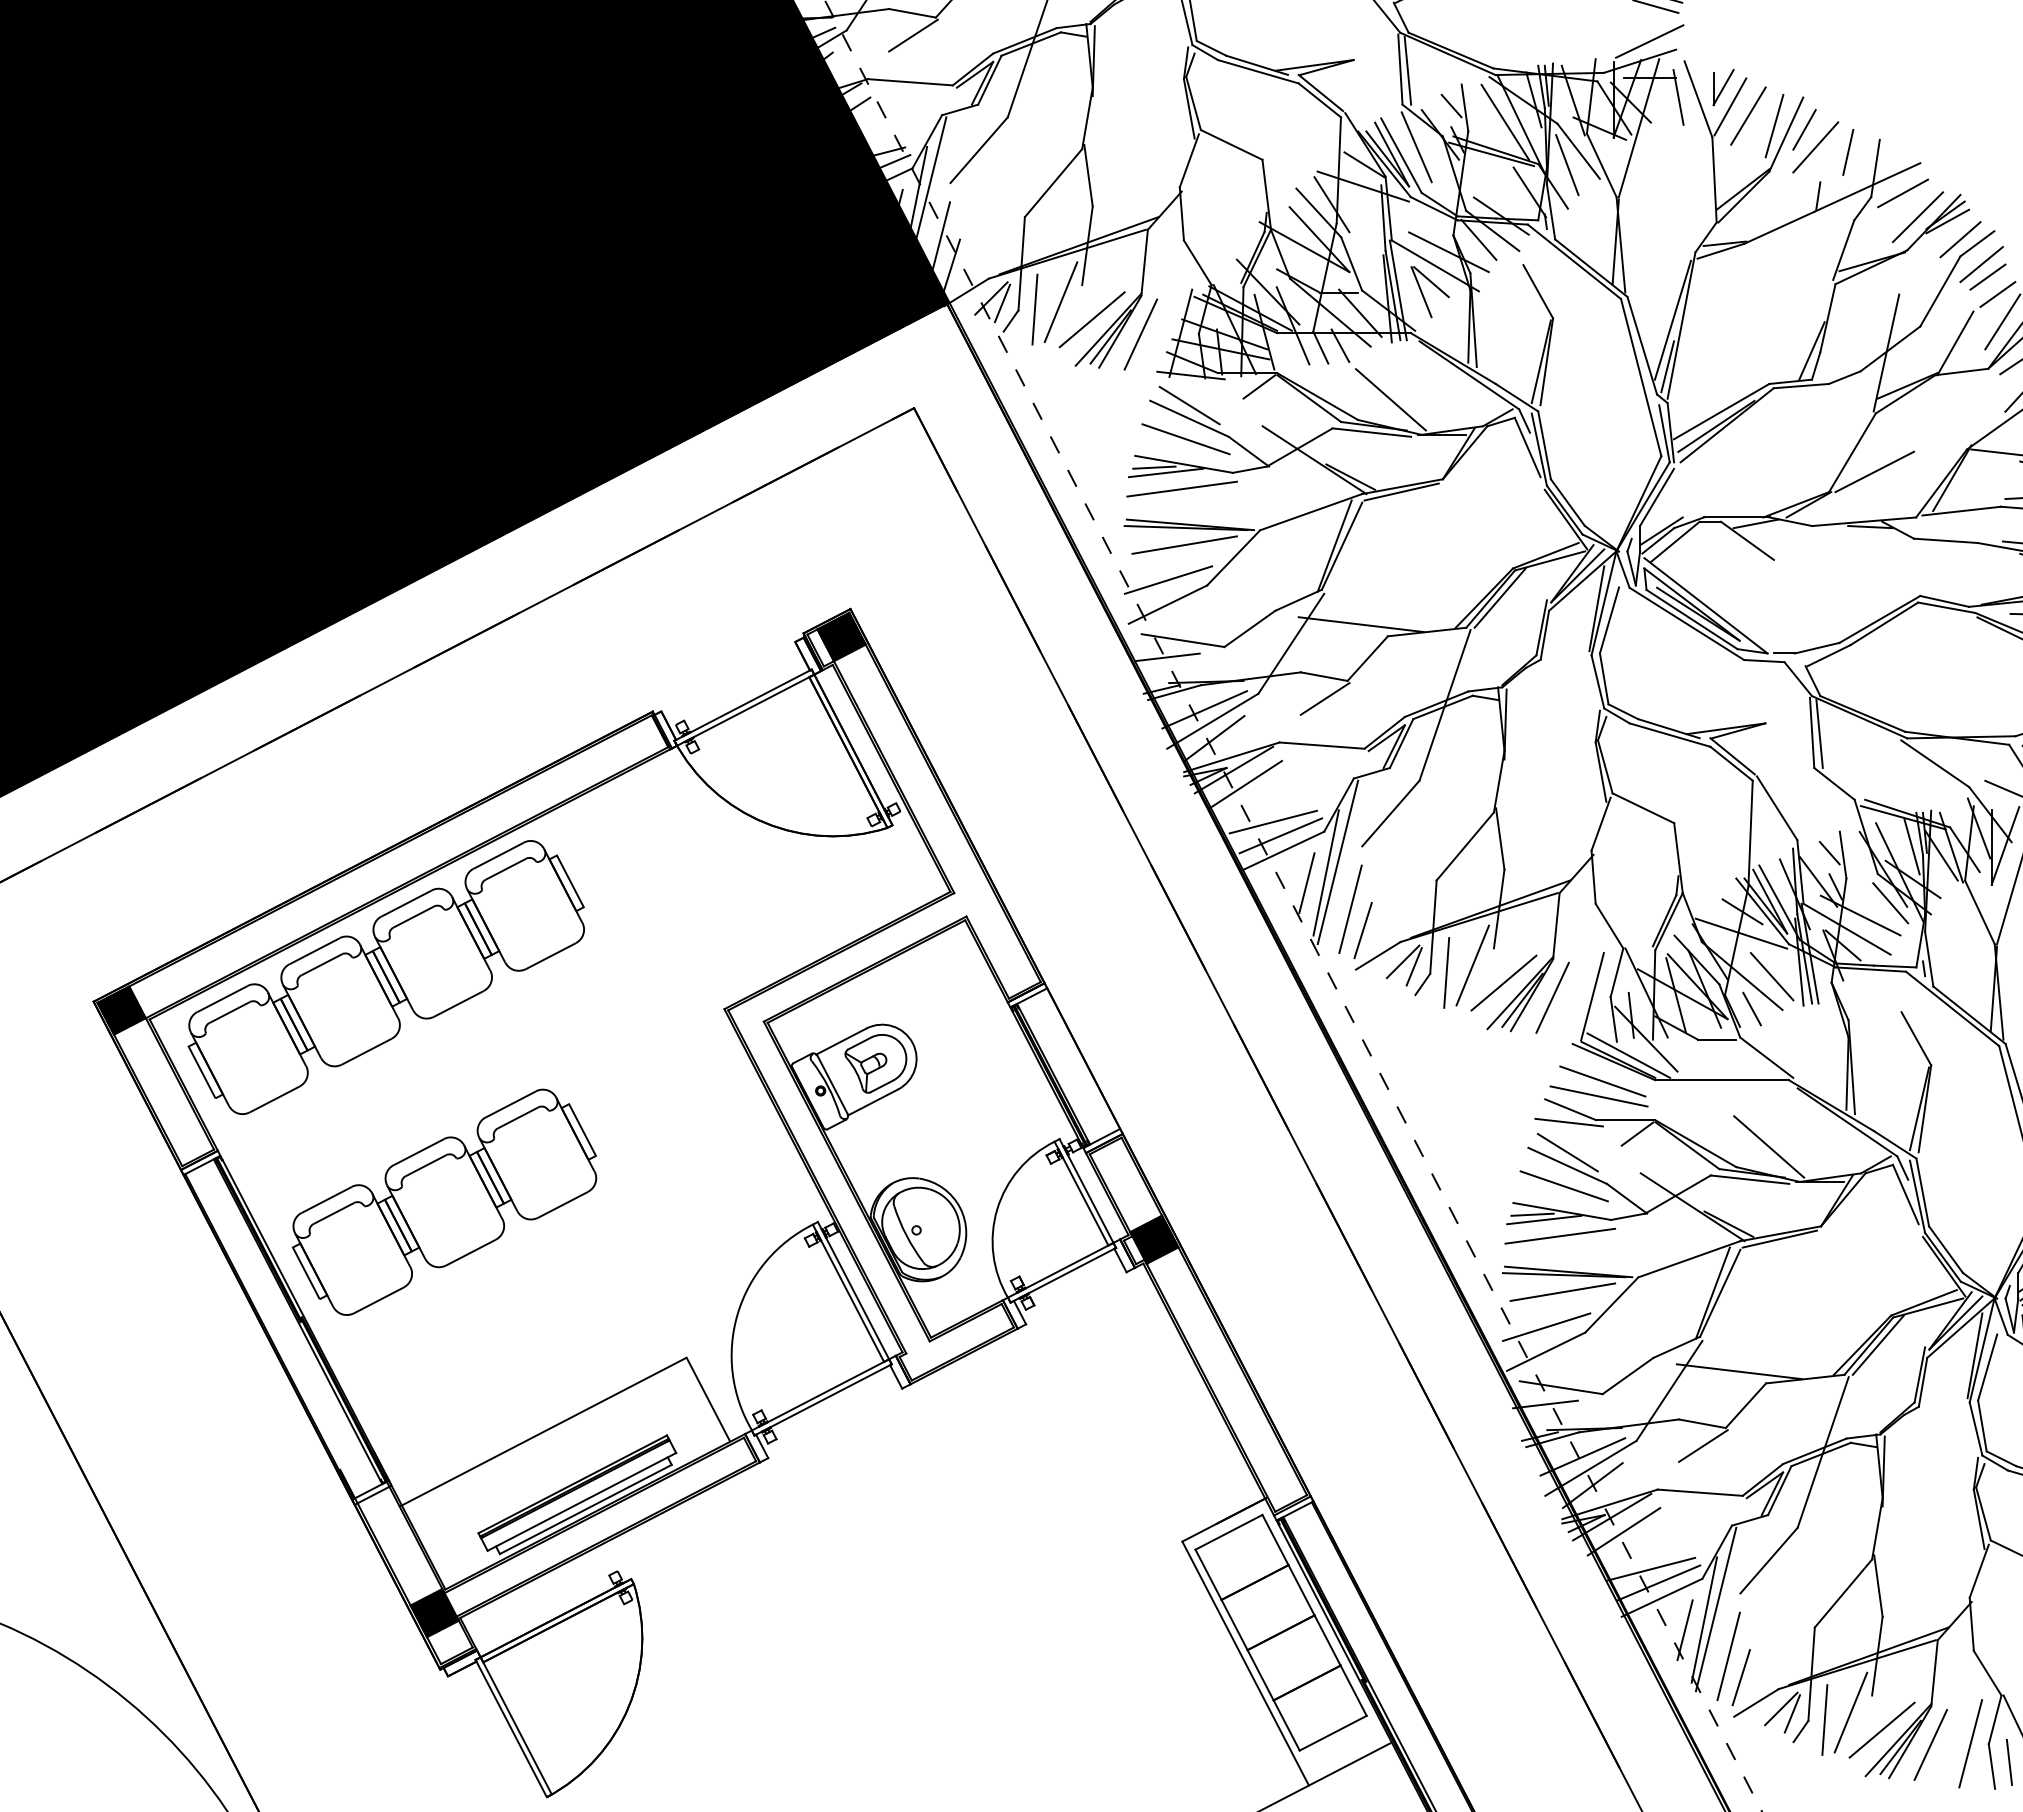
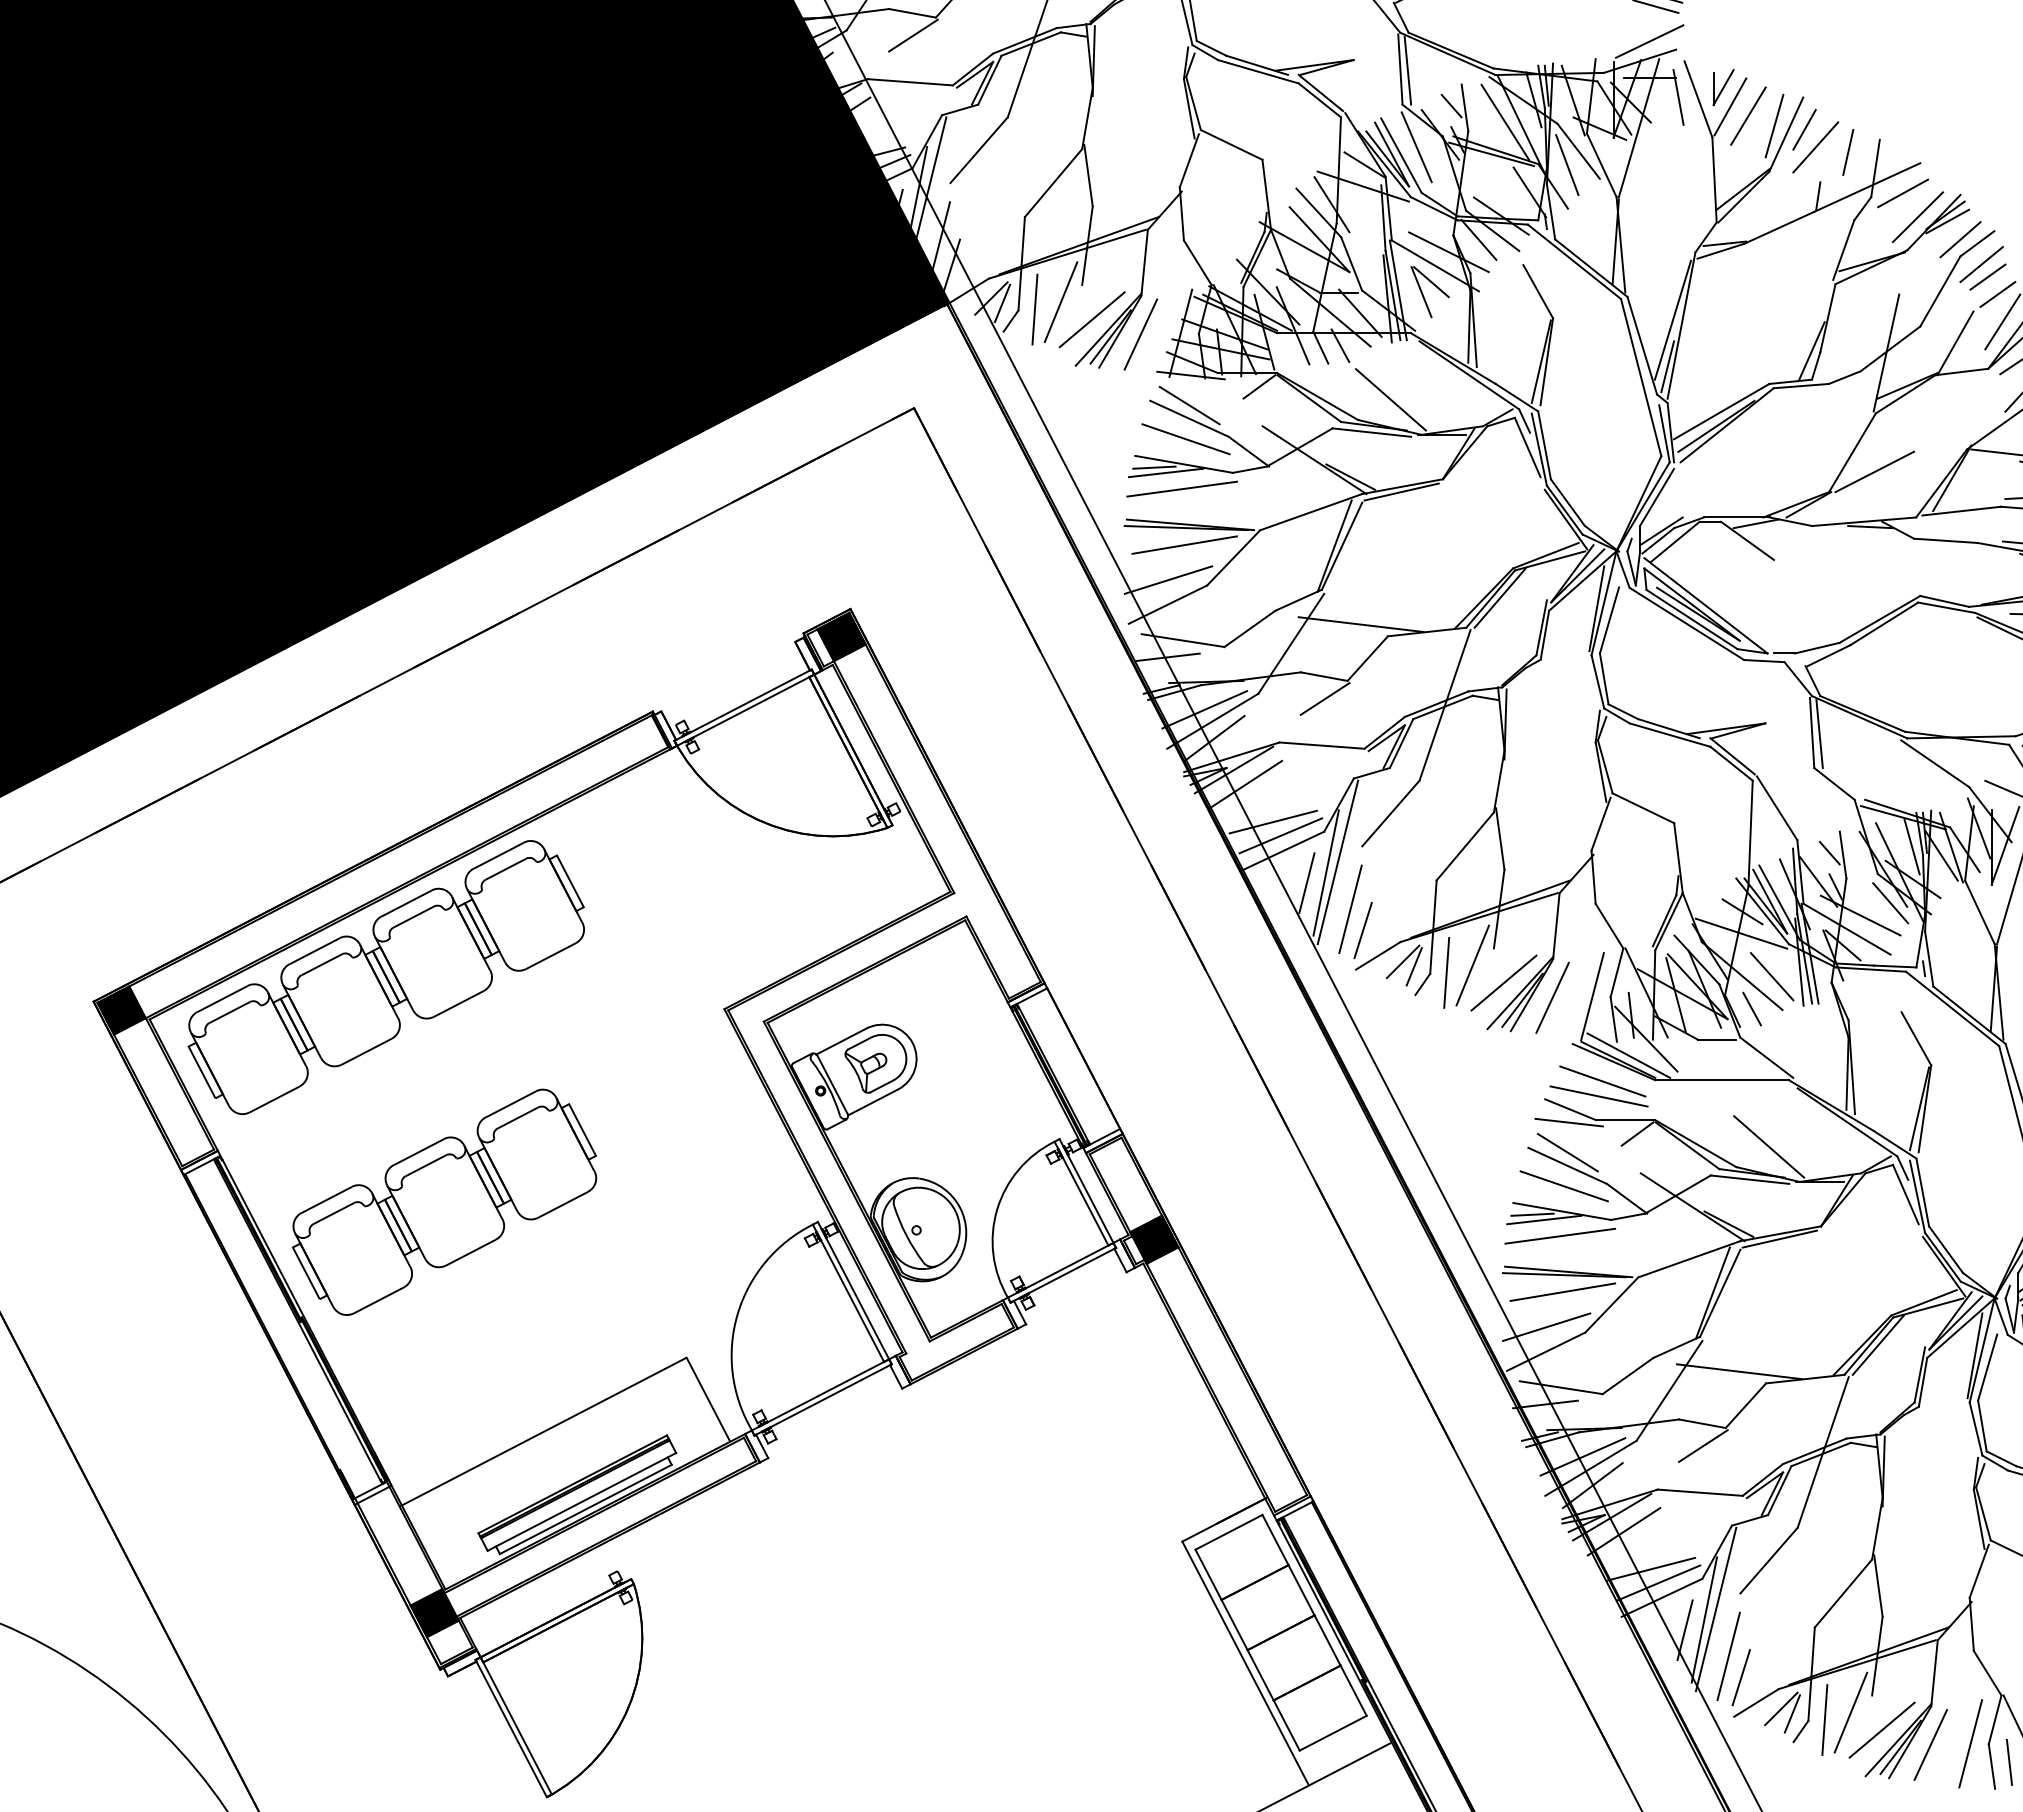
line: dashed -> solid (1293, 905)
